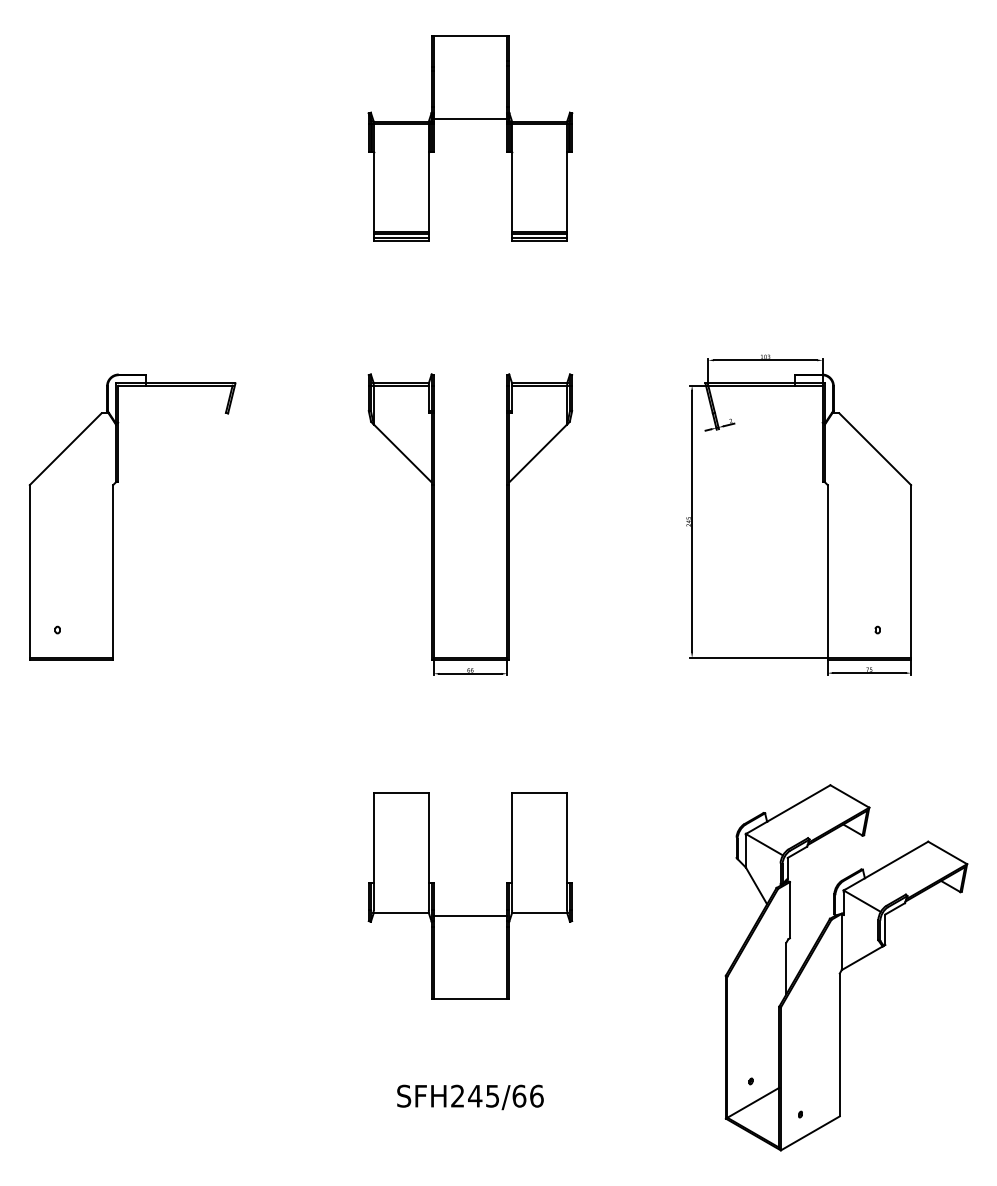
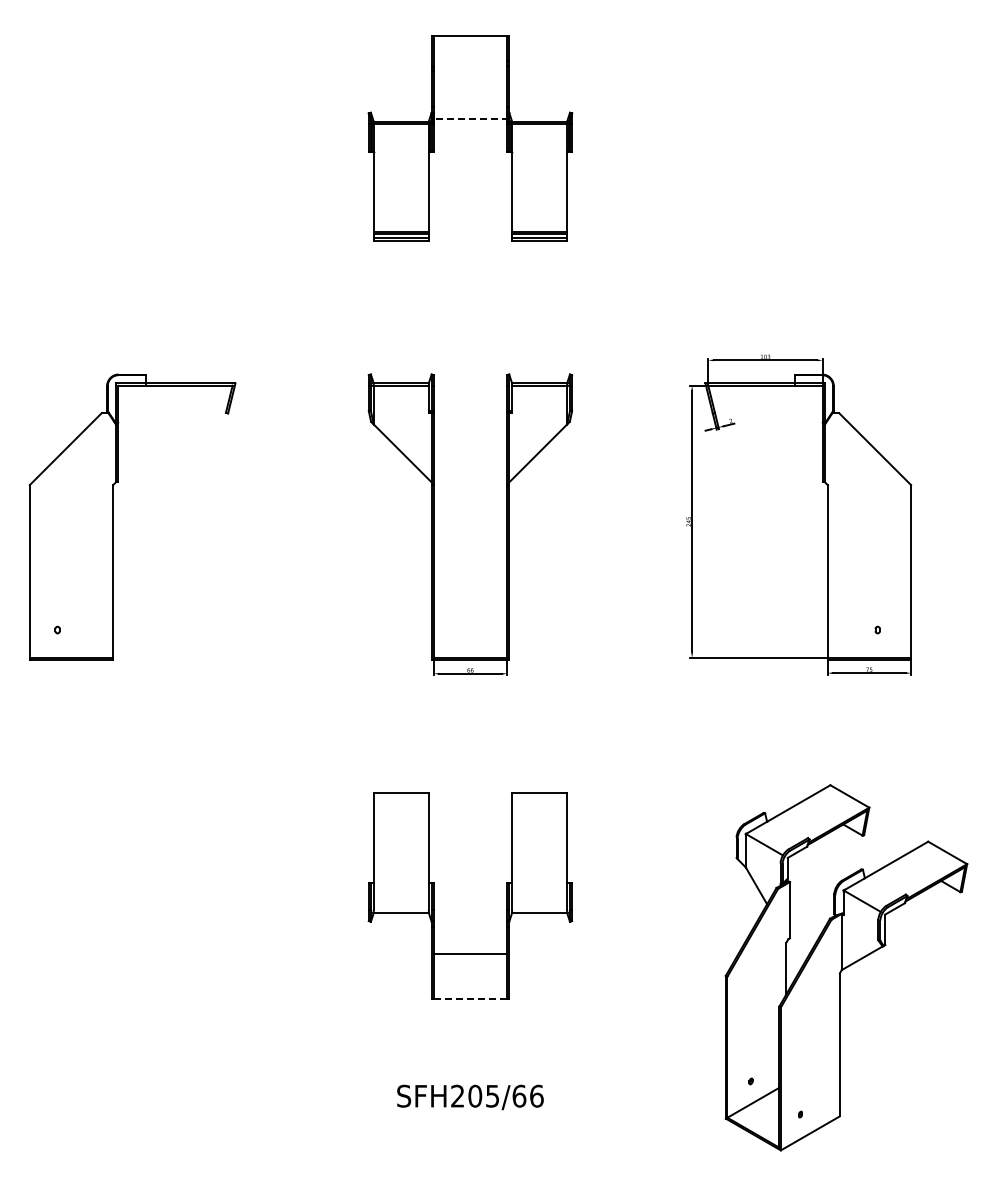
line: solid -> dashed (470, 118)
line position: (470, 915) -> (470, 953) (470, 953)
line: solid -> dashed (470, 999)
text: SFH245/66 -> SFH205/66 (475, 1095)
